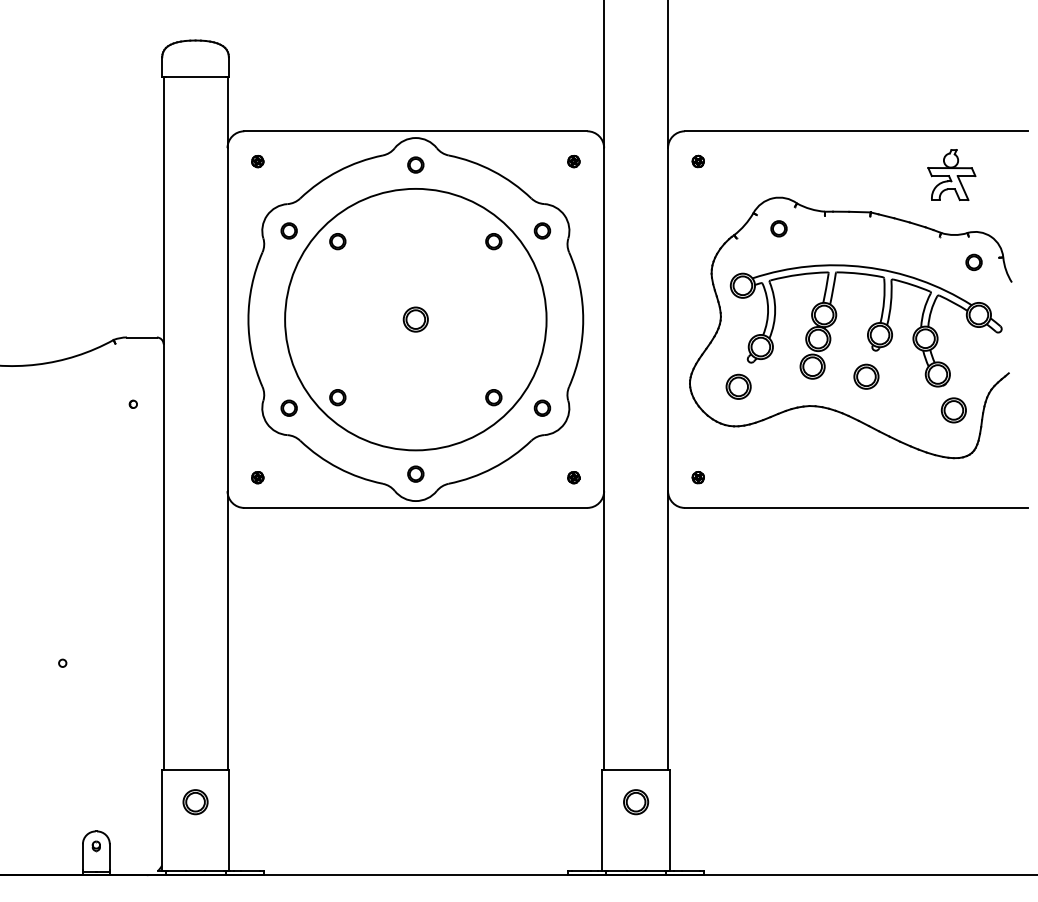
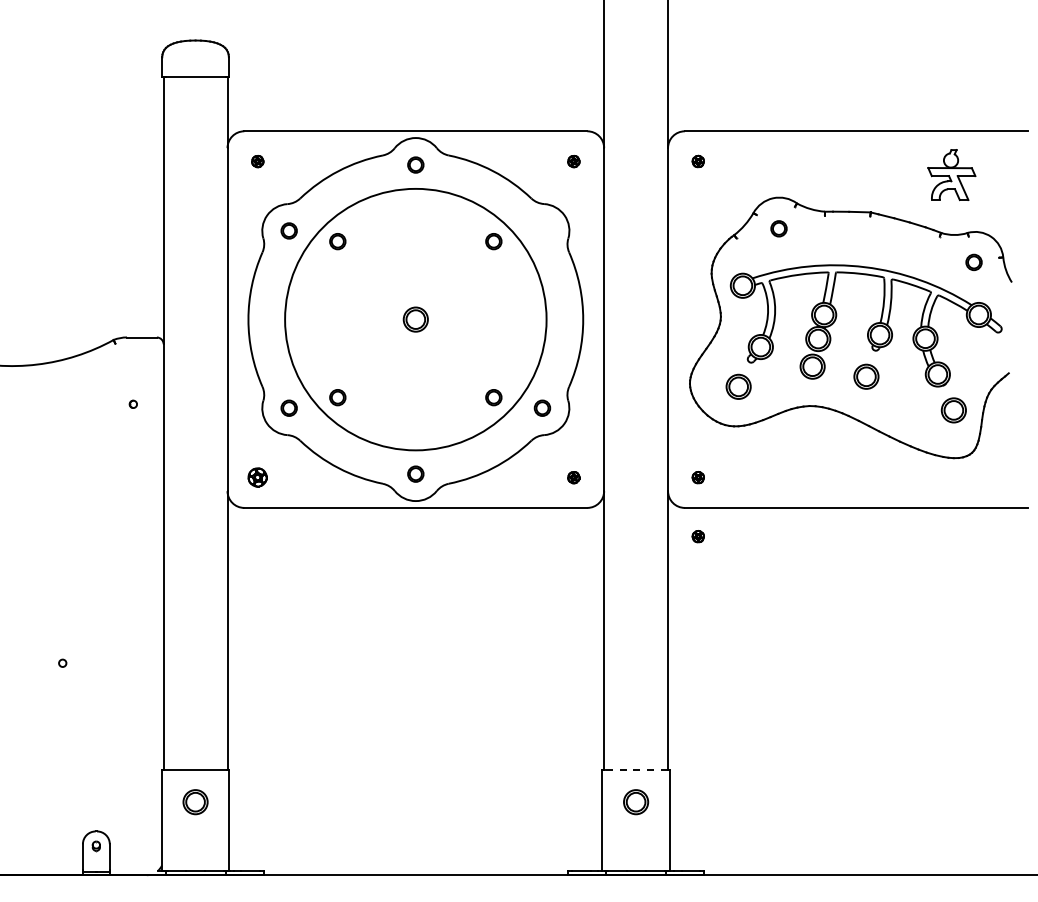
part: present -> none (542, 230)
part size: 14x14 px -> 21x21 px (257, 477)
part: none -> present (697, 536)
line: solid -> dashed (636, 770)
